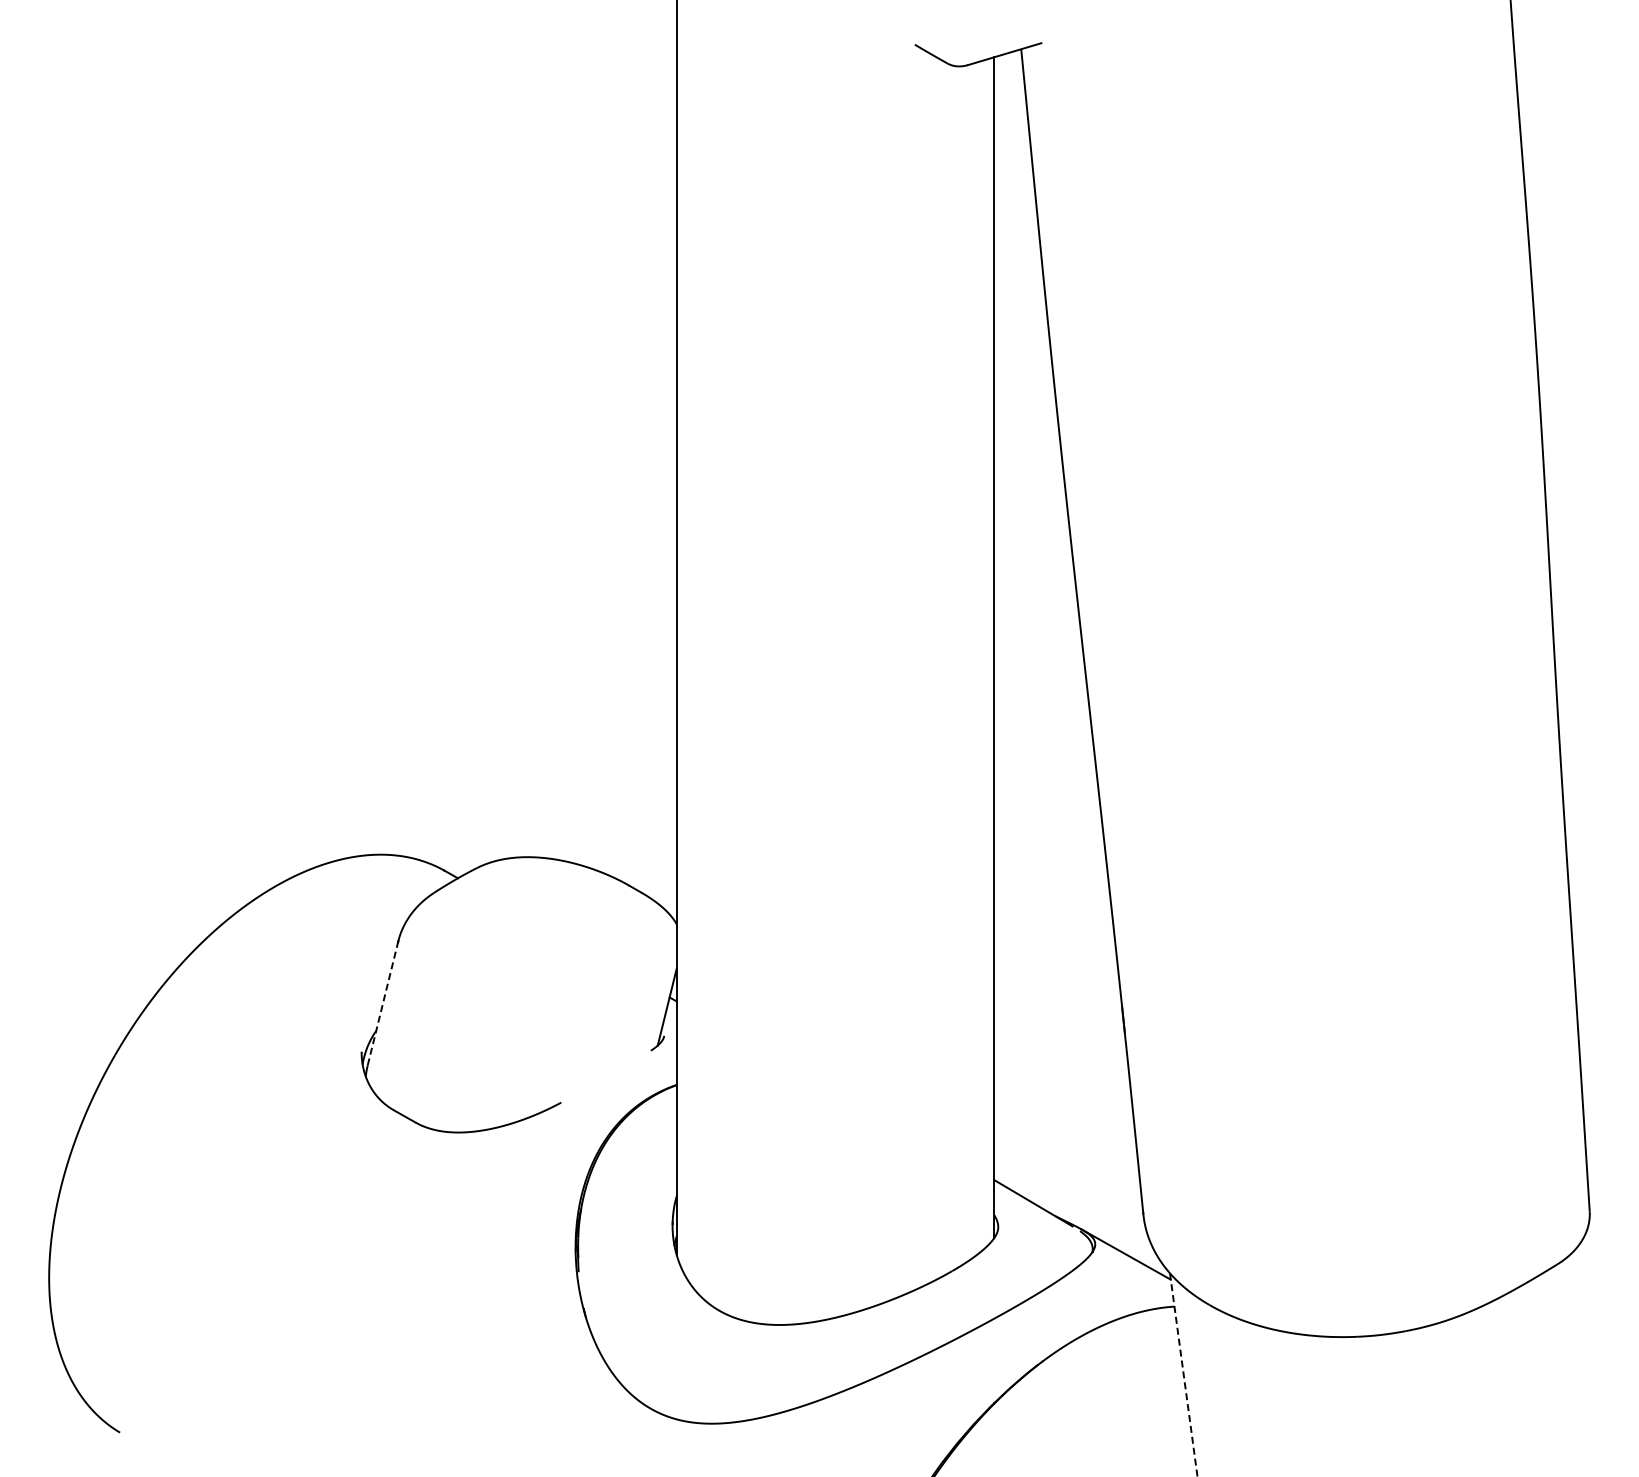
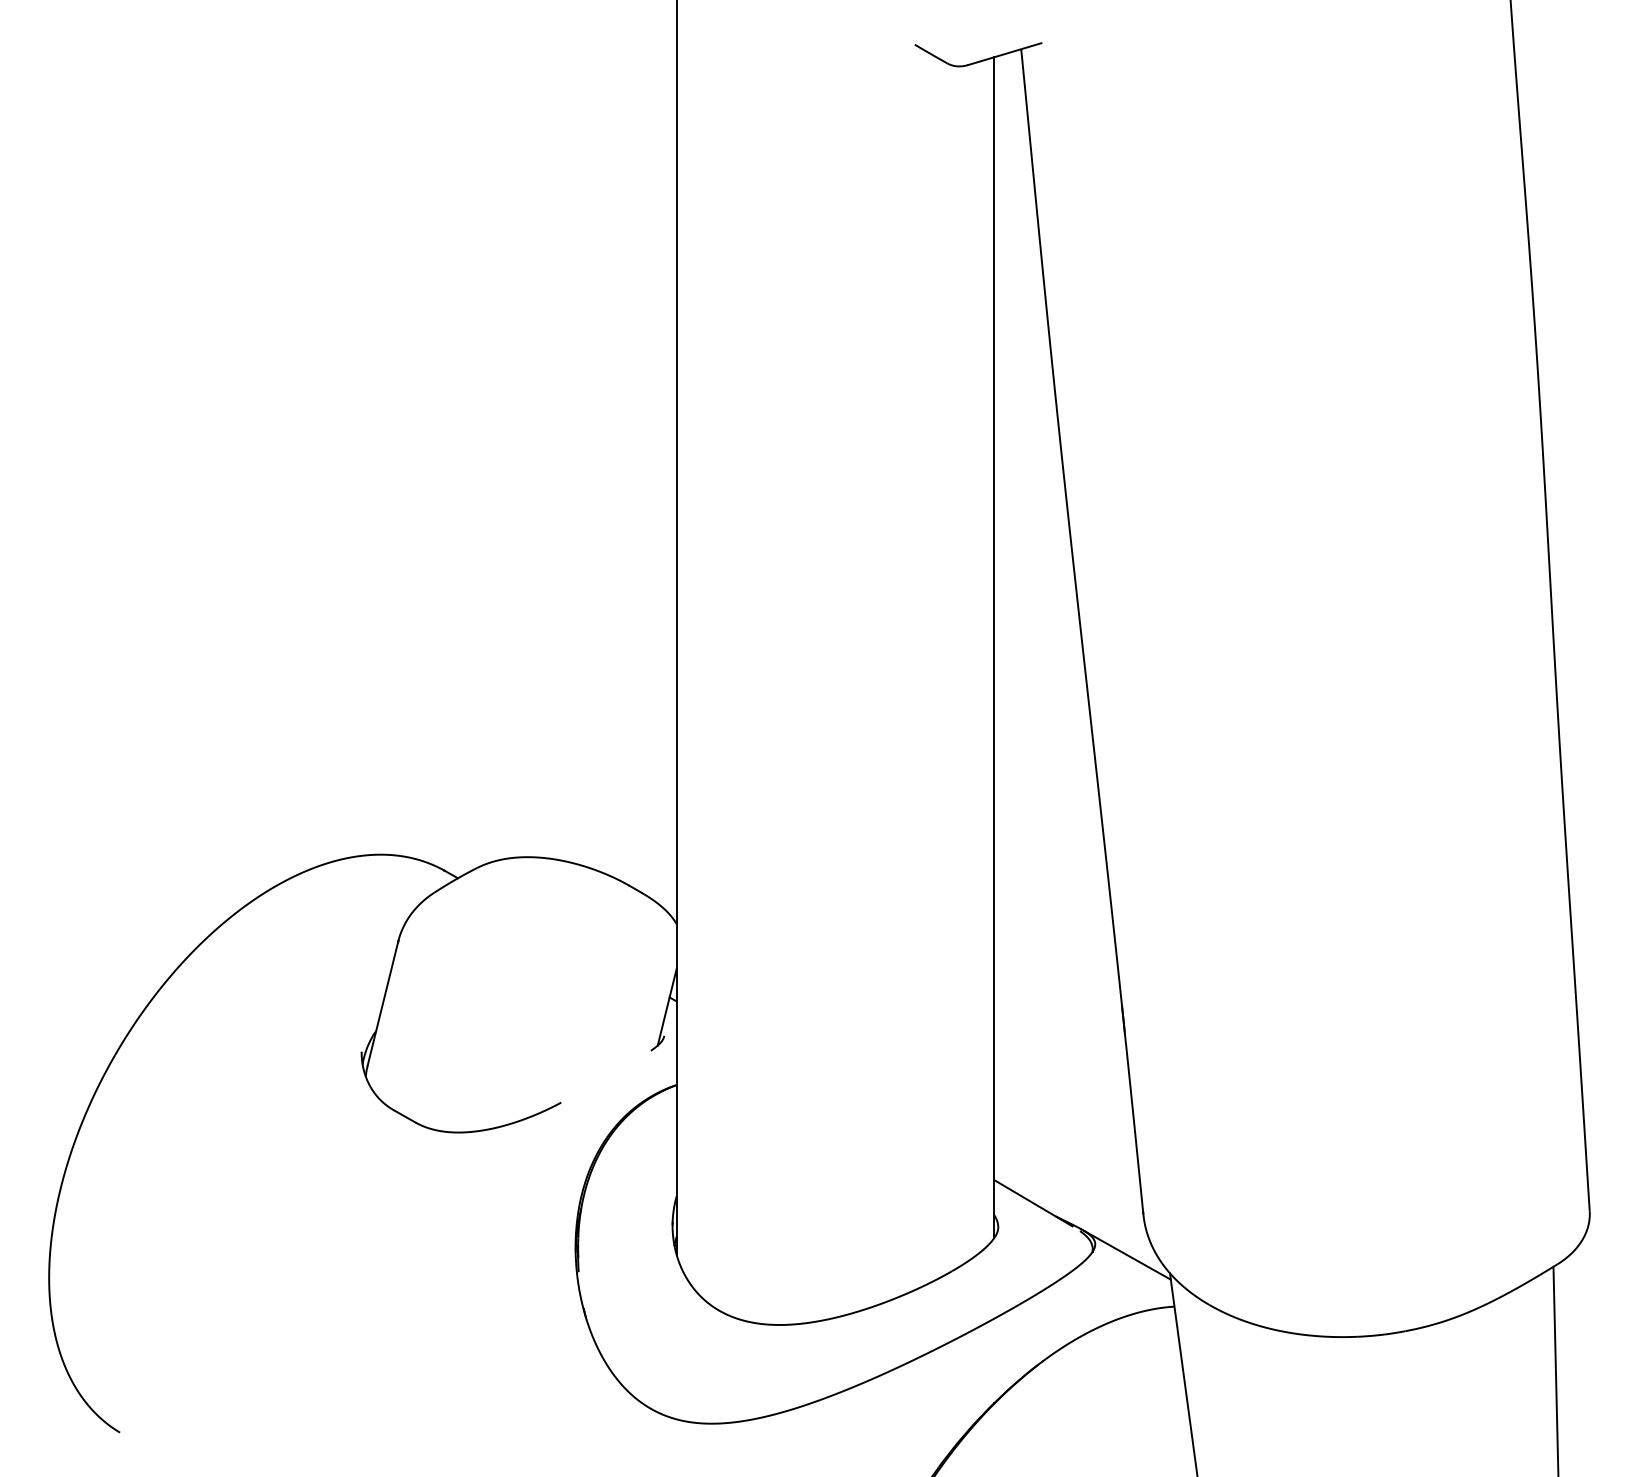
line: dashed -> solid (382, 1003)
line: none -> present (1555, 1369)
line: dashed -> solid (1183, 1375)
